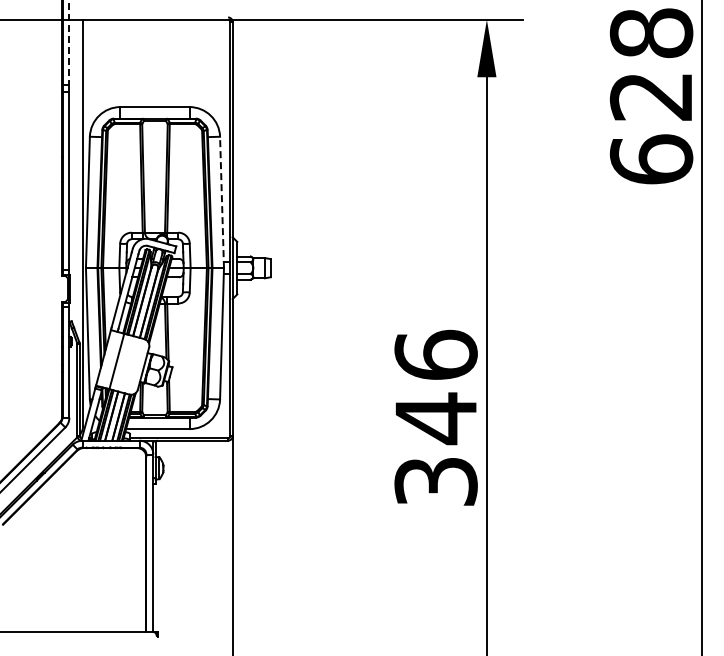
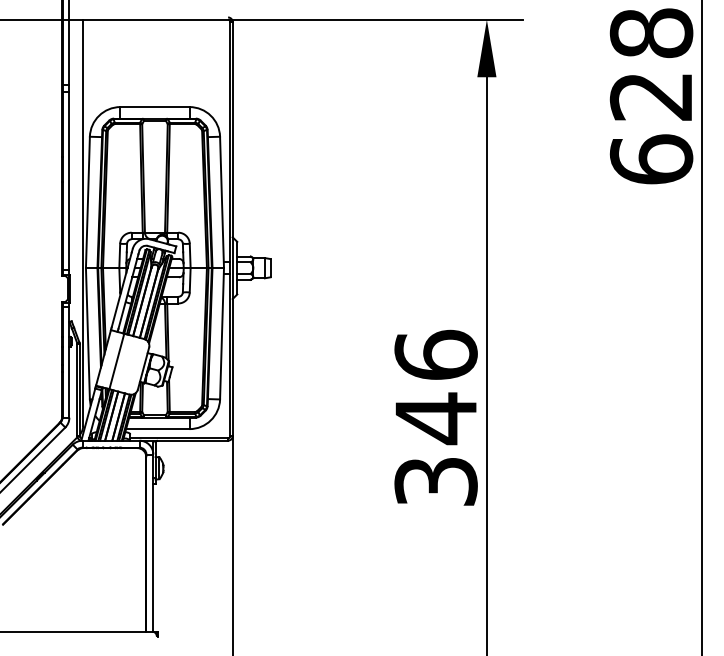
line: dashed -> solid (69, 43)
line: dashed -> solid (222, 202)
